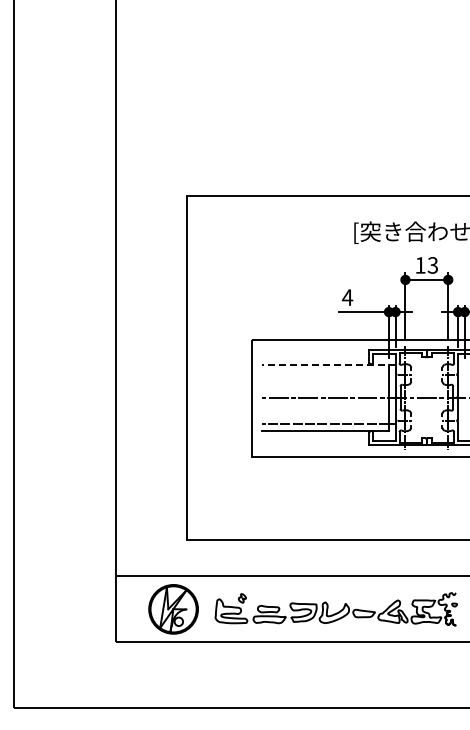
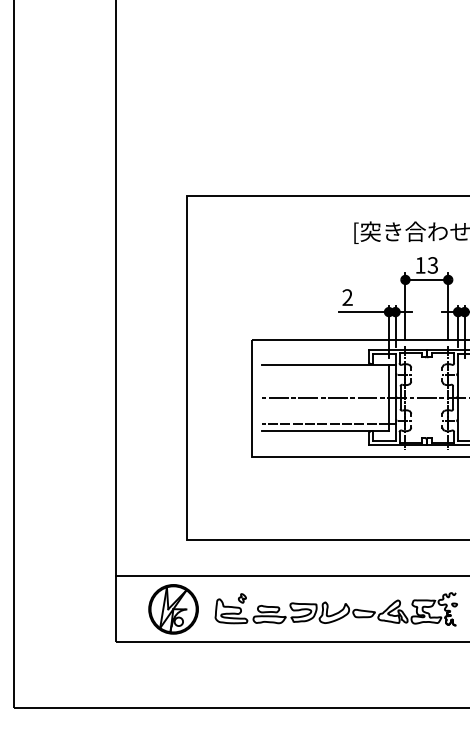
text: 4 -> 2 (347, 297)
line: dashed -> solid (328, 364)
